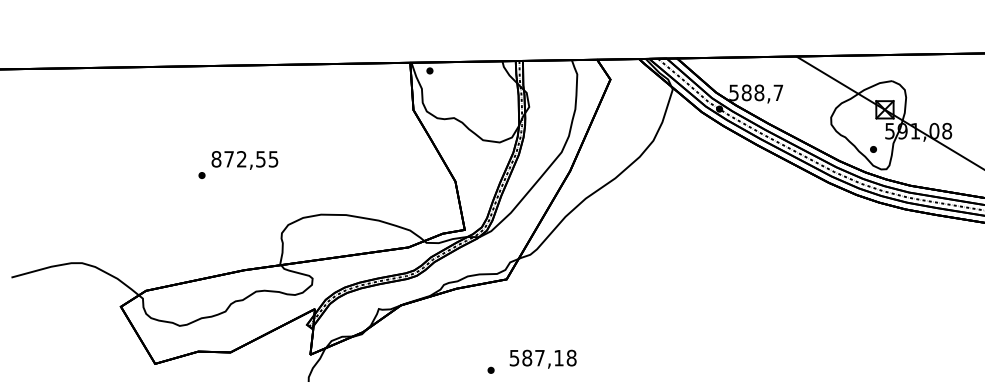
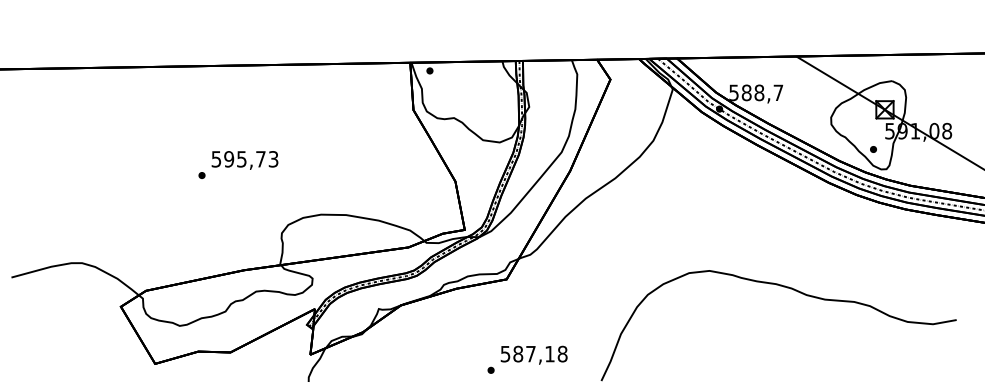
text: 872,55 -> 595,73 (244, 159)
curve: none -> present (790, 289)
text position: (542, 358) -> (533, 354) (533, 354)
